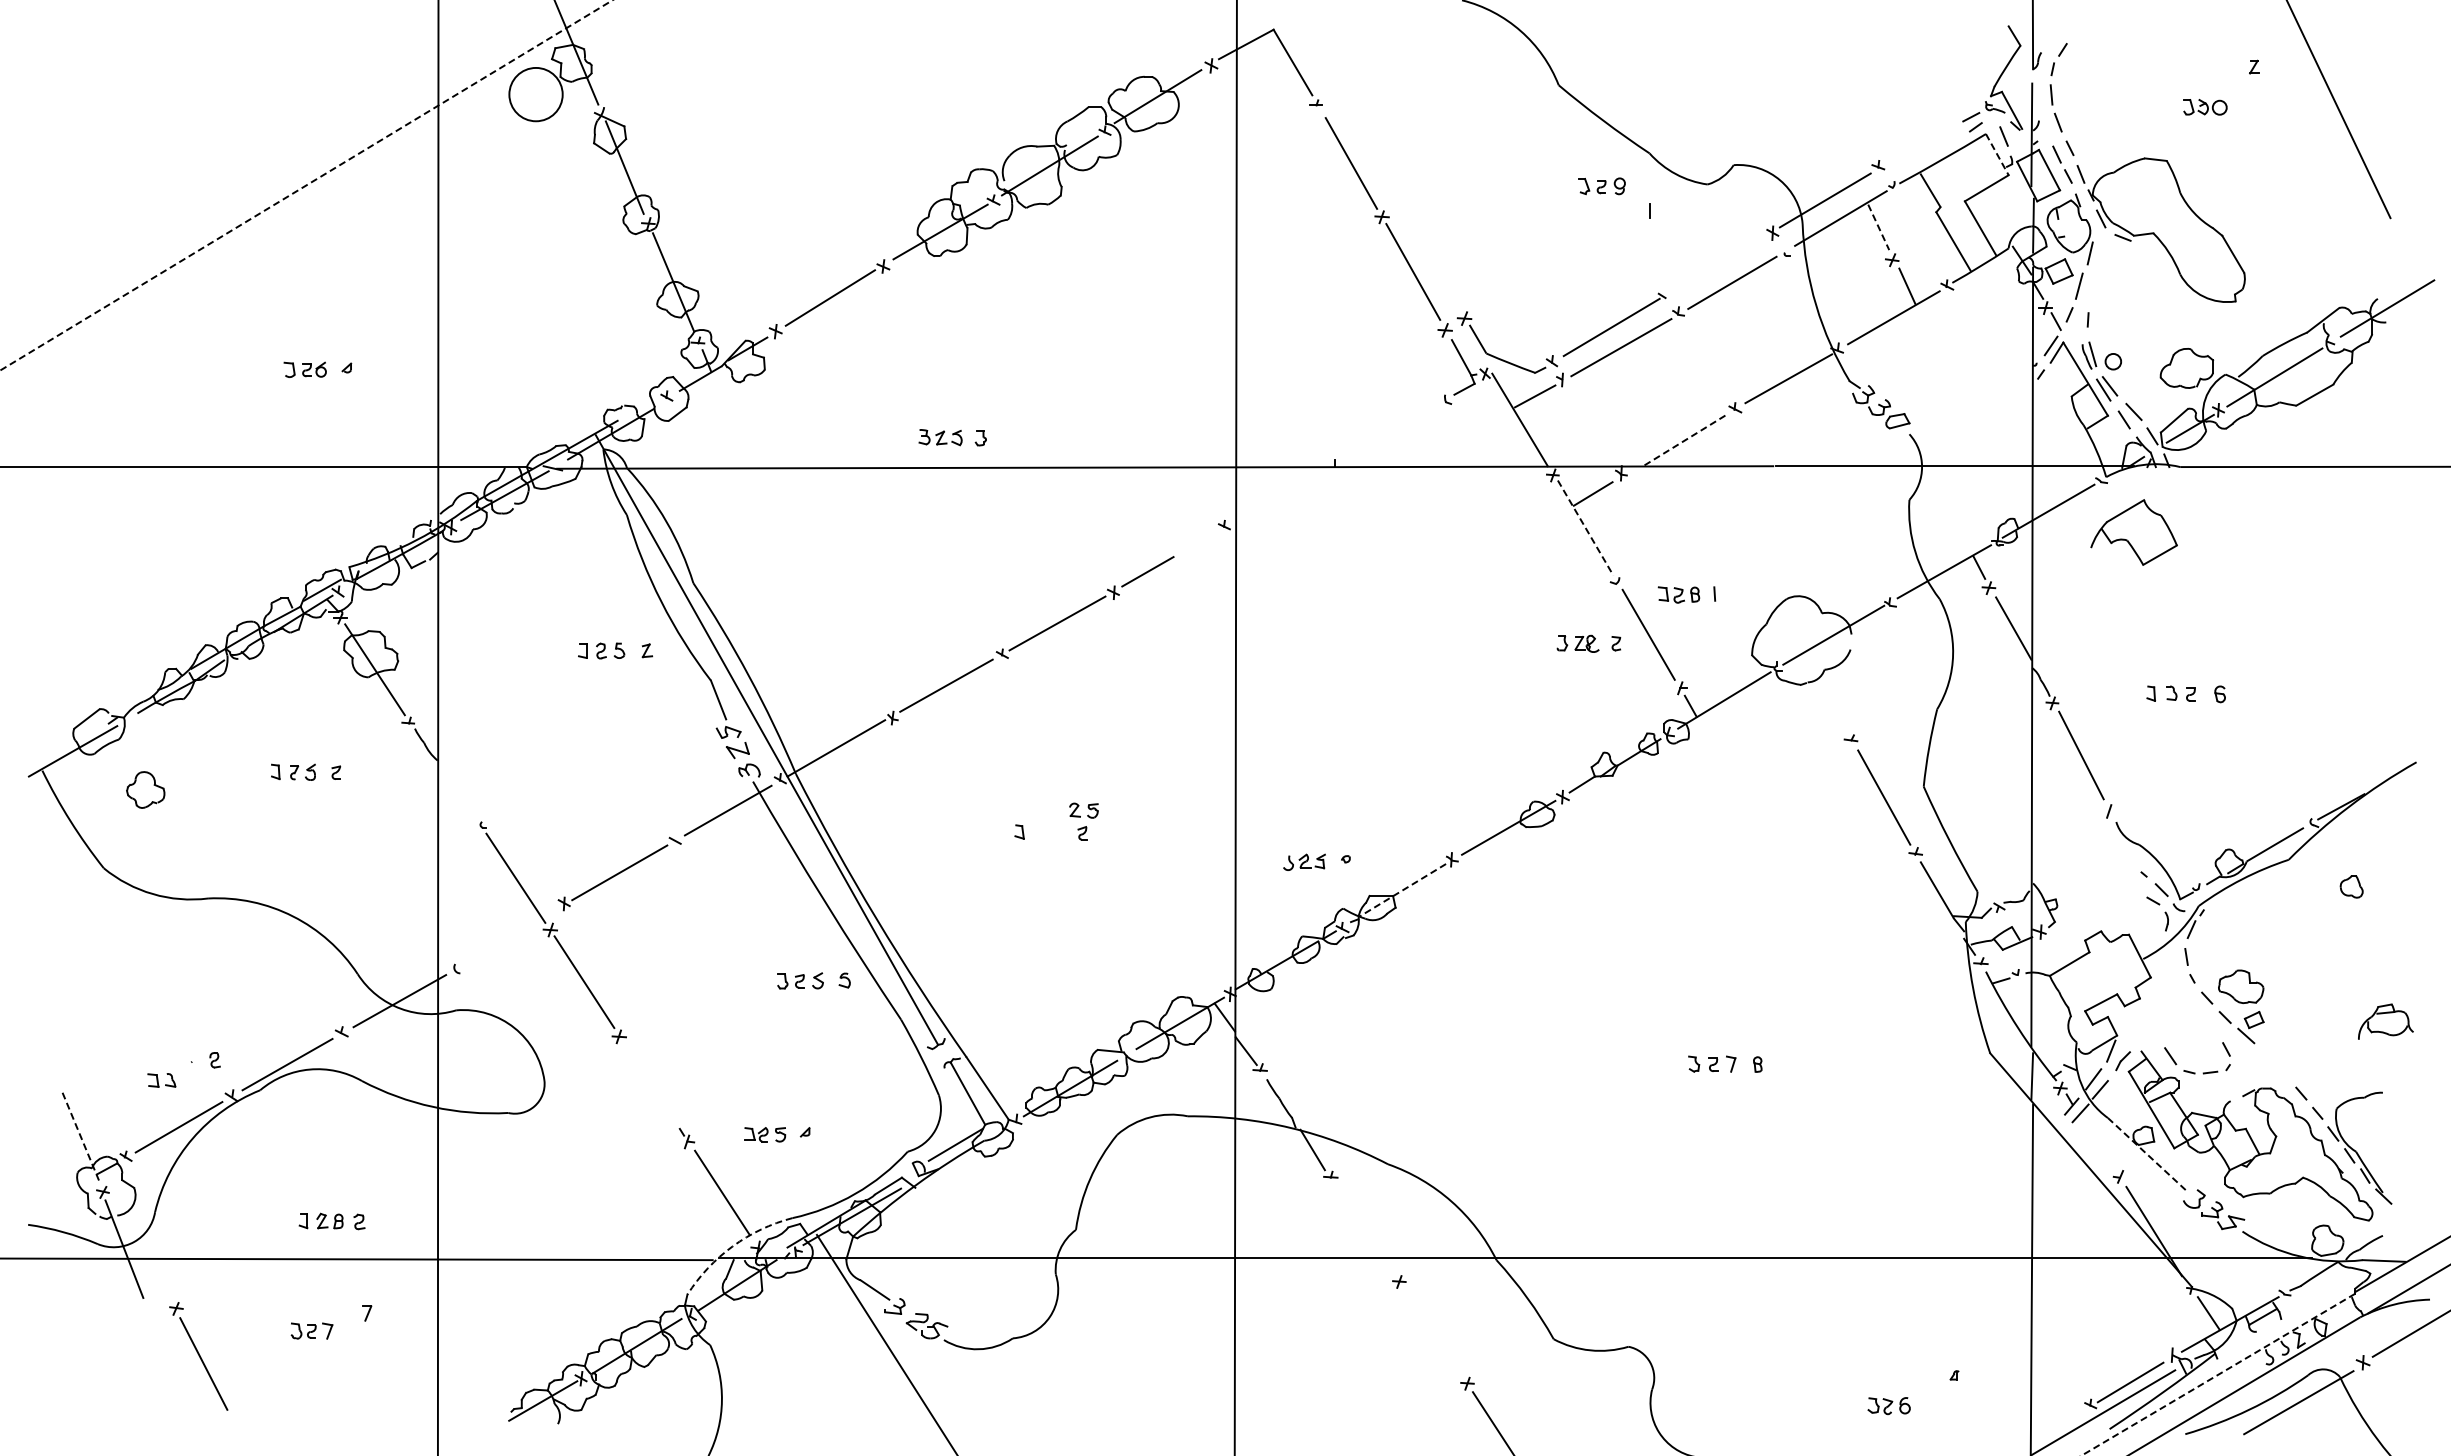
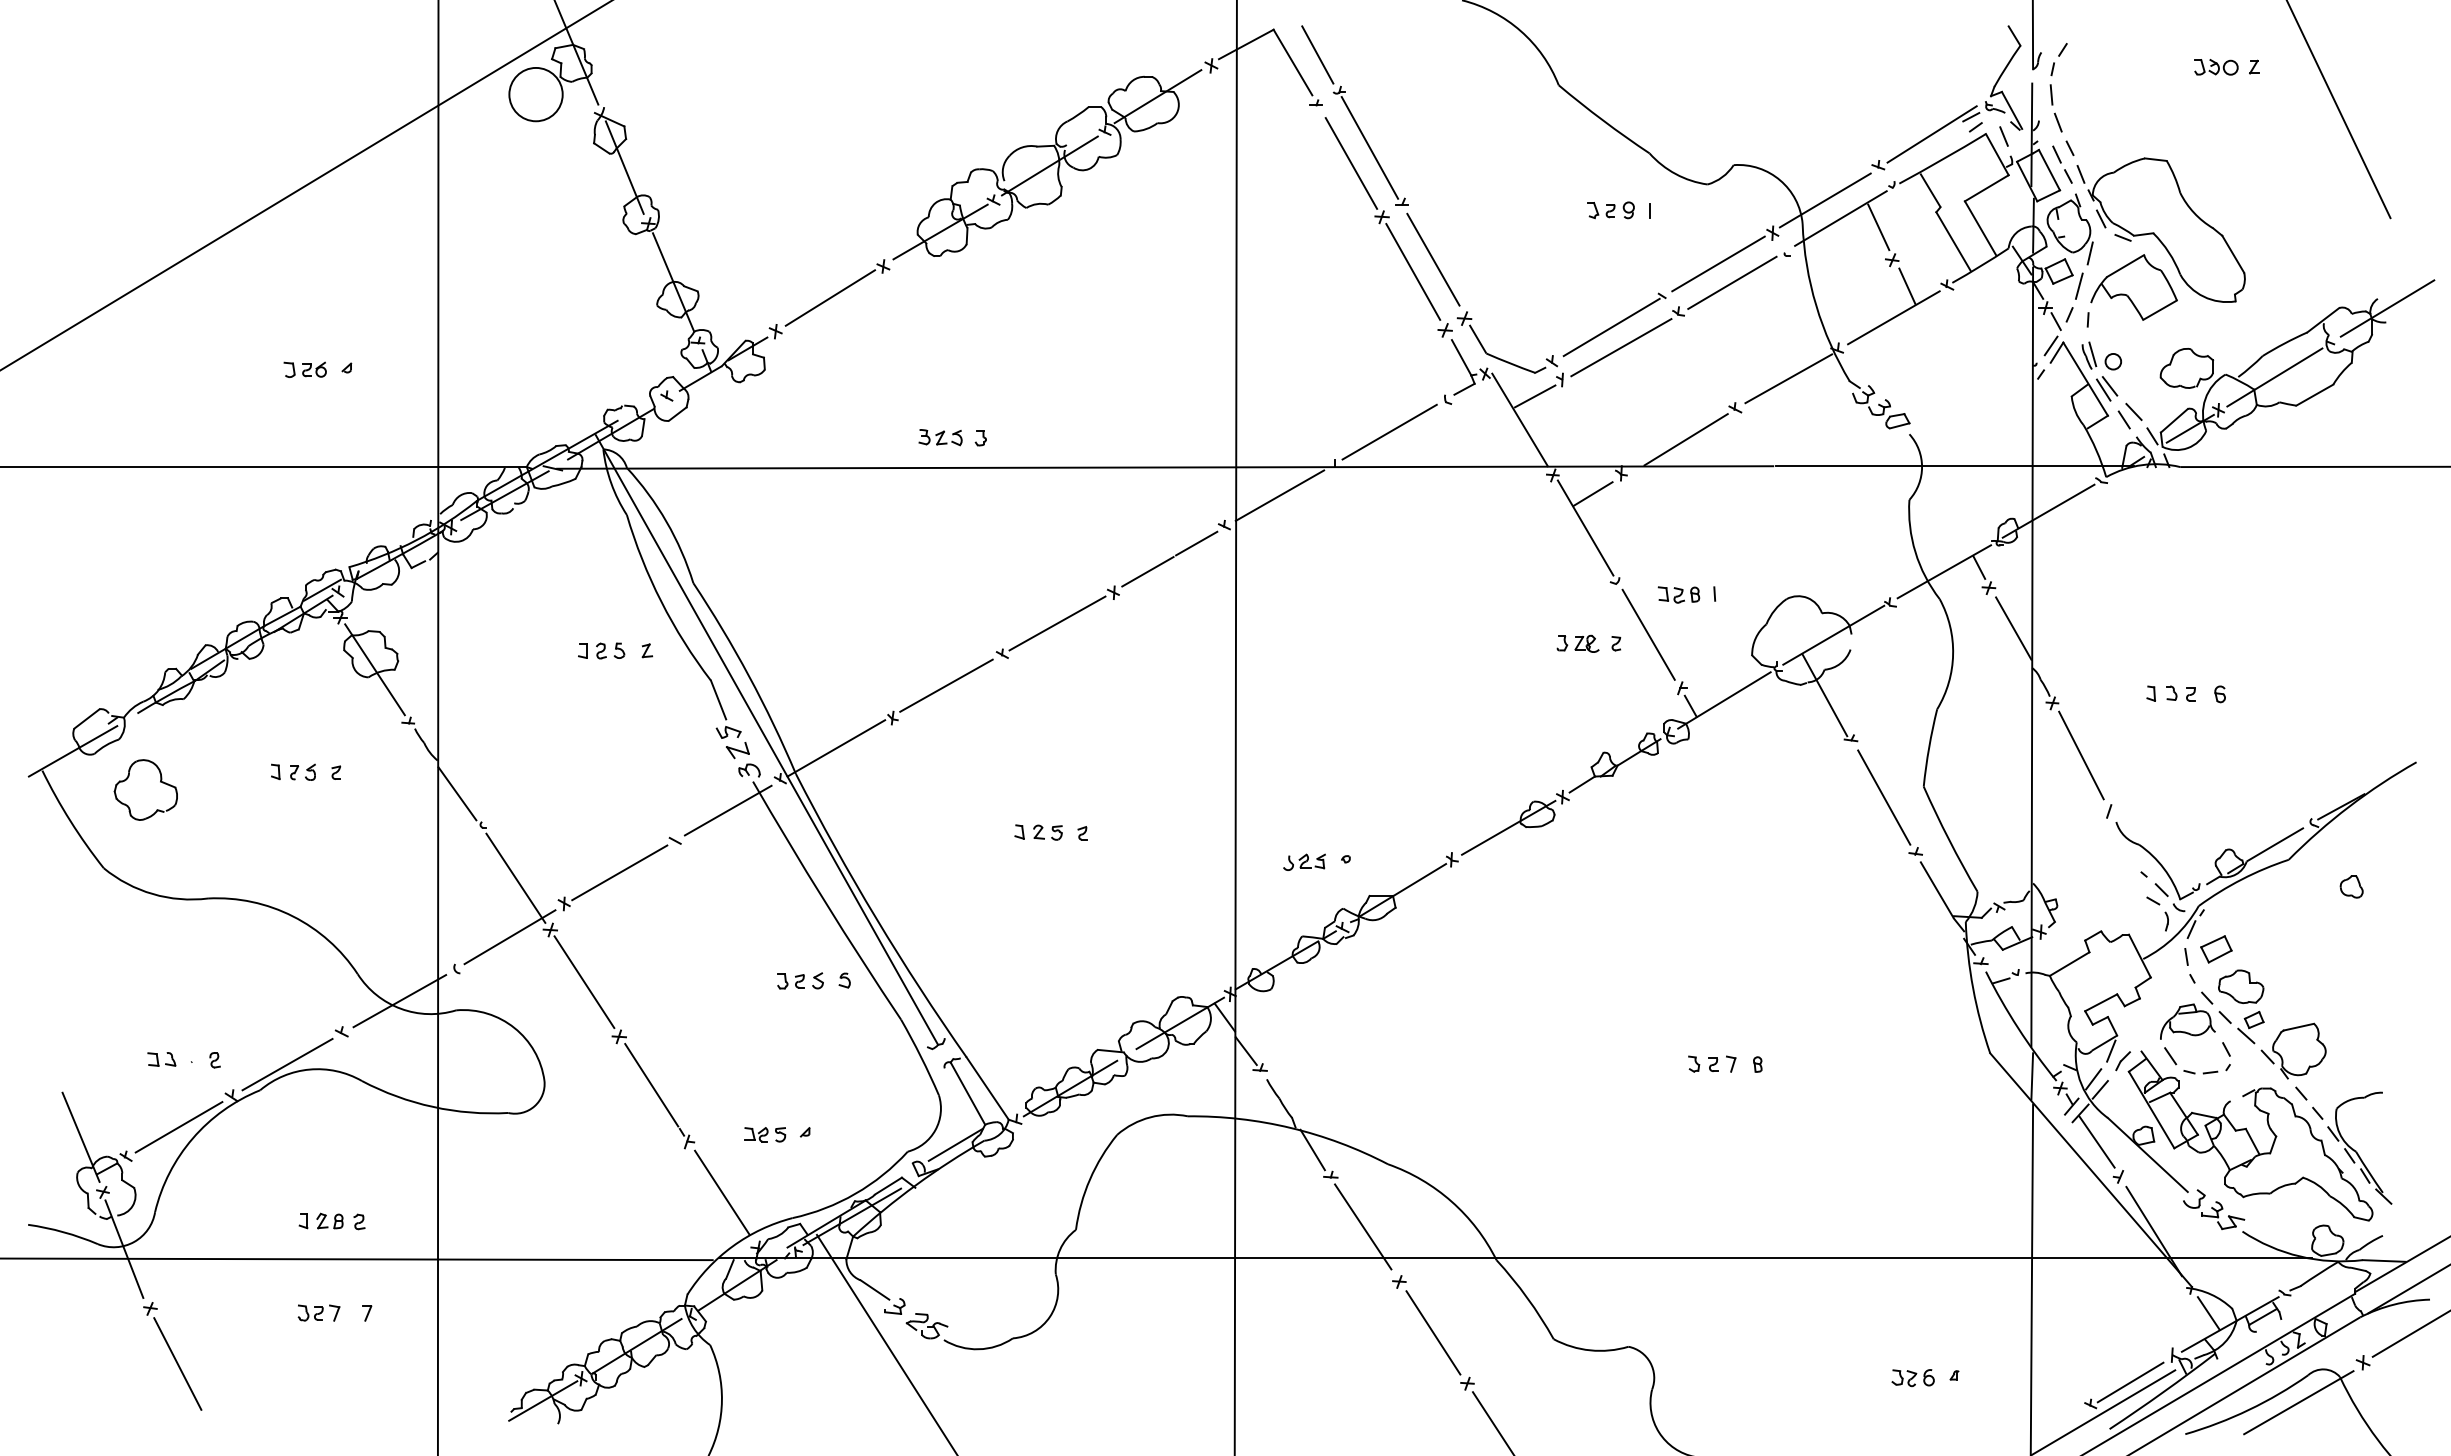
part position: (2205, 107) -> (2216, 67) (2216, 67)
line: none -> present (1931, 134)
line: dashed -> solid (1997, 154)
part: none -> present (1380, 165)
line: dashed -> solid (306, 185)
part position: (1601, 186) -> (1610, 210) (1610, 210)
line: dashed -> solid (1878, 227)
line: none -> present (1718, 263)
line: none -> present (1389, 431)
line: dashed -> solid (1686, 439)
line: none -> present (1279, 495)
line: dashed -> solid (1585, 528)
part position: (2133, 532) -> (2133, 287) (2133, 287)
line: none -> present (1196, 543)
line: none -> present (1824, 695)
part size: 40x38 px -> 65x62 px (145, 789)
line: none -> present (457, 793)
part position: (1083, 810) -> (1047, 832) (1047, 832)
line: dashed -> solid (1402, 890)
line: none -> present (509, 937)
part: none -> present (2216, 949)
part position: (2385, 1021) -> (2187, 1021) (2187, 1021)
part: none -> present (2293, 1050)
part position: (161, 1080) -> (161, 1059) (161, 1059)
line: none -> present (651, 1085)
line: dashed -> solid (81, 1137)
line: none -> present (2096, 1141)
line: dashed -> solid (2148, 1155)
line: none -> present (1363, 1226)
arc: dashed -> solid (732, 1246)
part position: (311, 1330) -> (318, 1312) (318, 1312)
line: none -> present (1433, 1332)
part position: (198, 1356) -> (172, 1356) (172, 1356)
line: dashed -> solid (2217, 1375)
part position: (1888, 1406) -> (1912, 1378) (1912, 1378)
